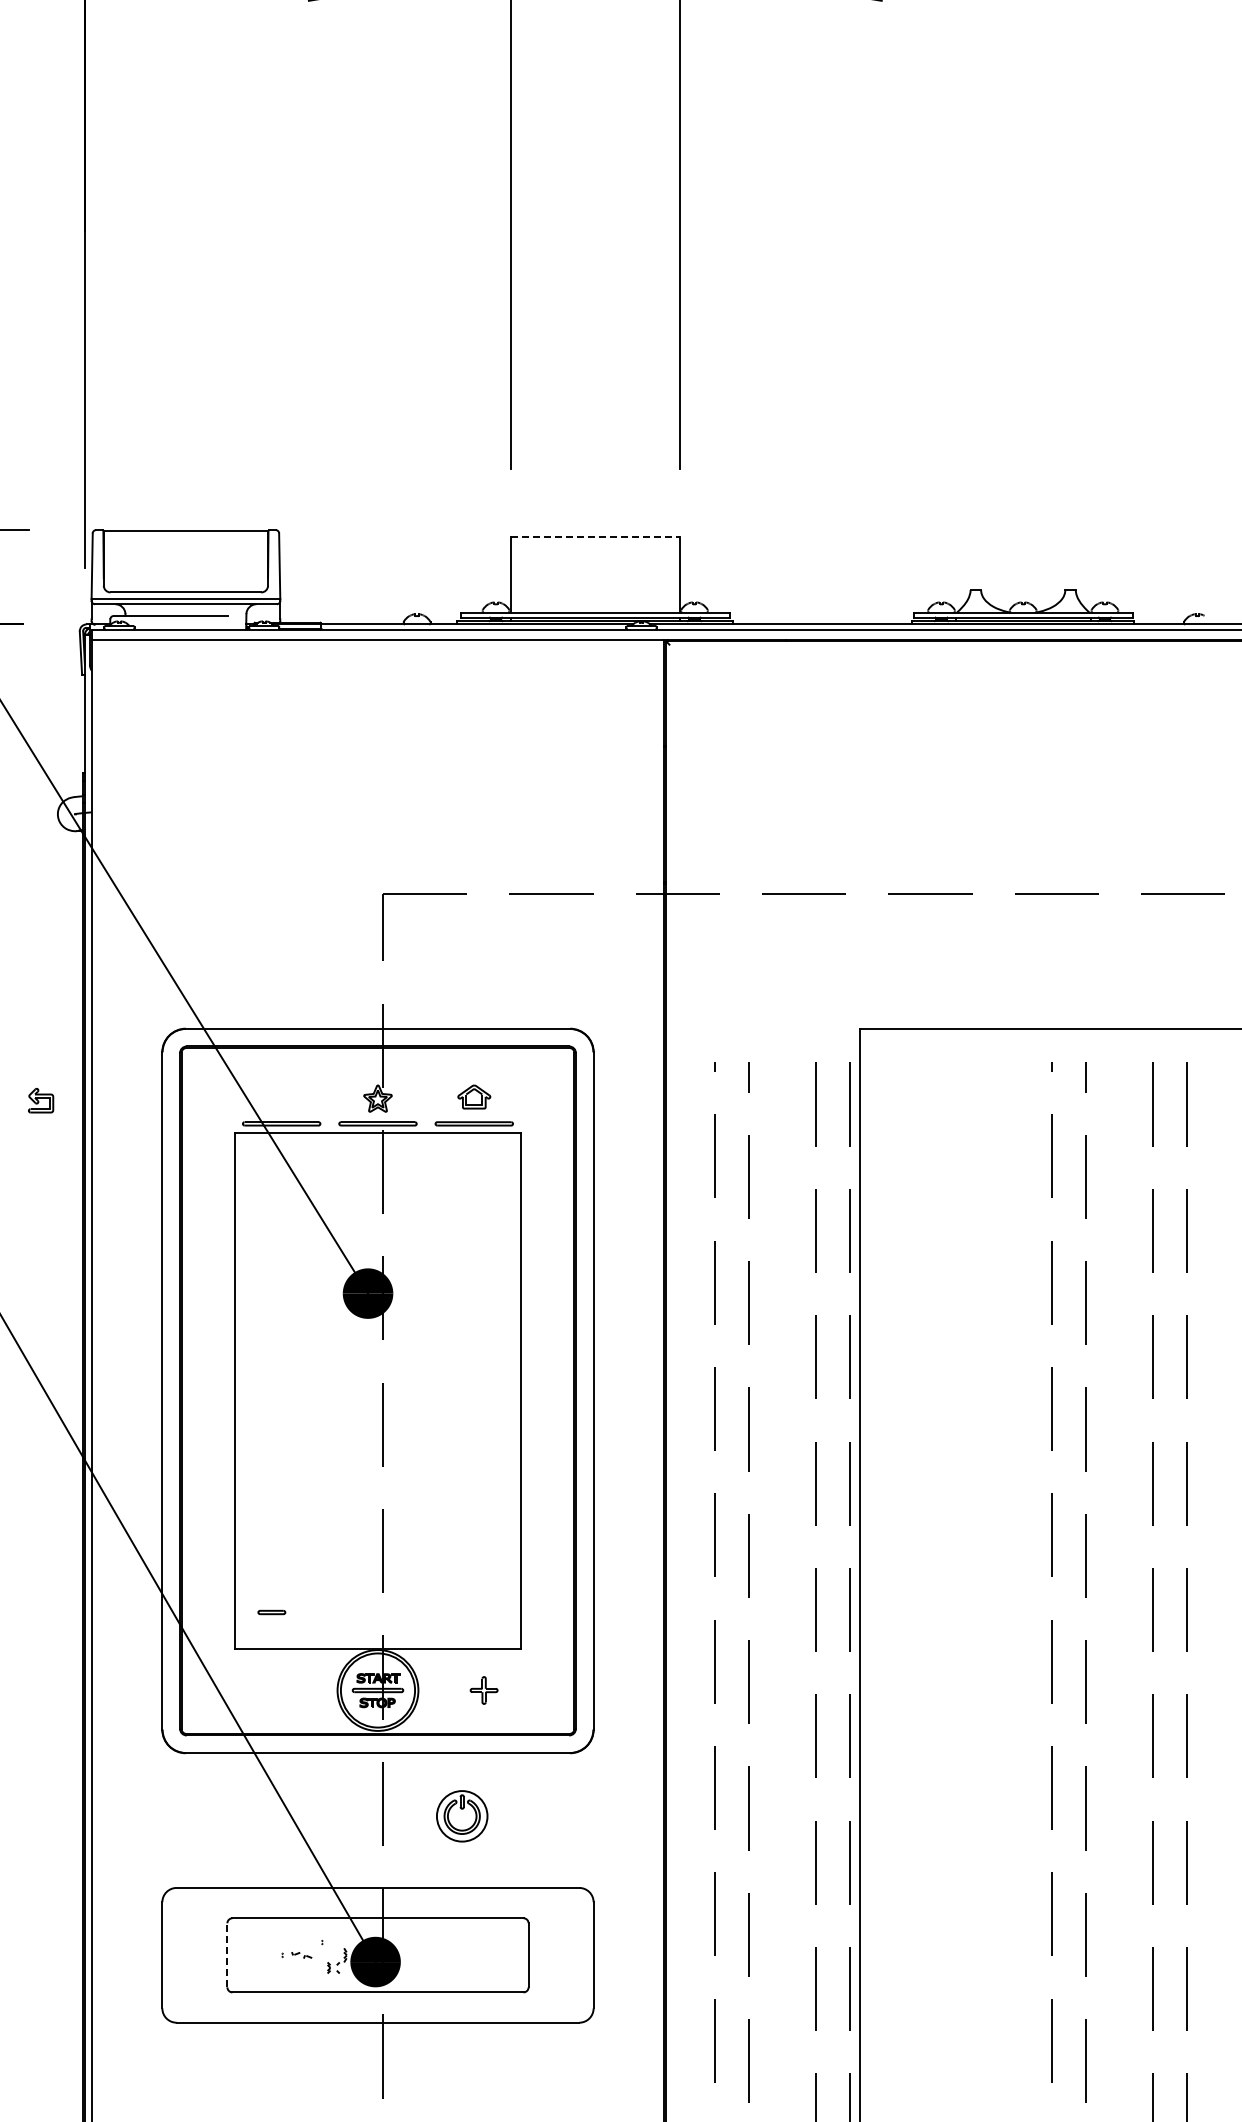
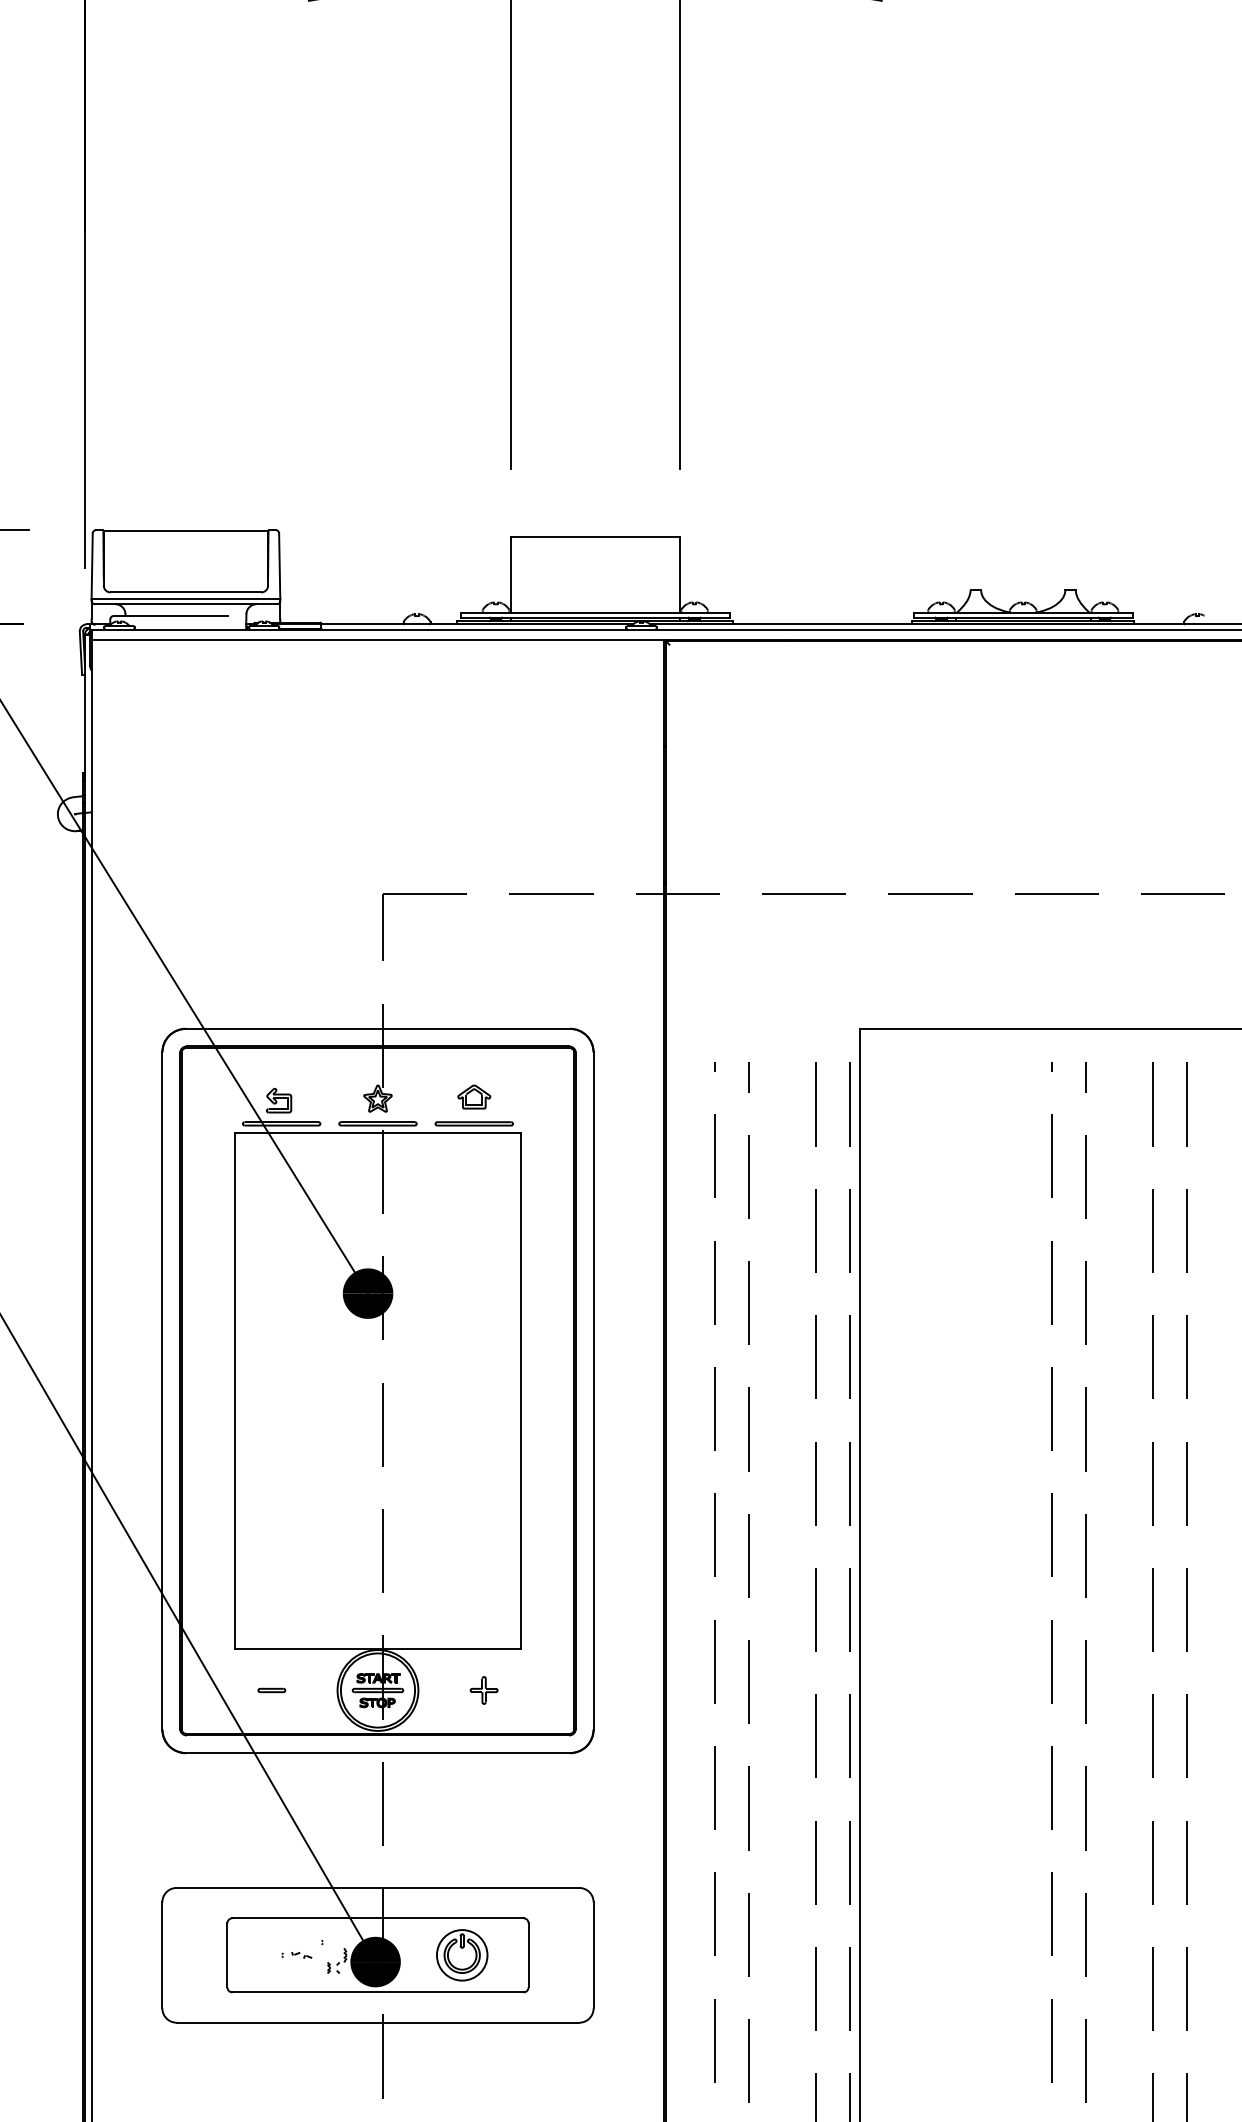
line: dashed -> solid (595, 536)
part position: (41, 1100) -> (279, 1100) (279, 1100)
part position: (271, 1612) -> (271, 1690) (271, 1690)
part position: (462, 1816) -> (462, 1955) (462, 1955)
line: dashed -> solid (227, 1954)
